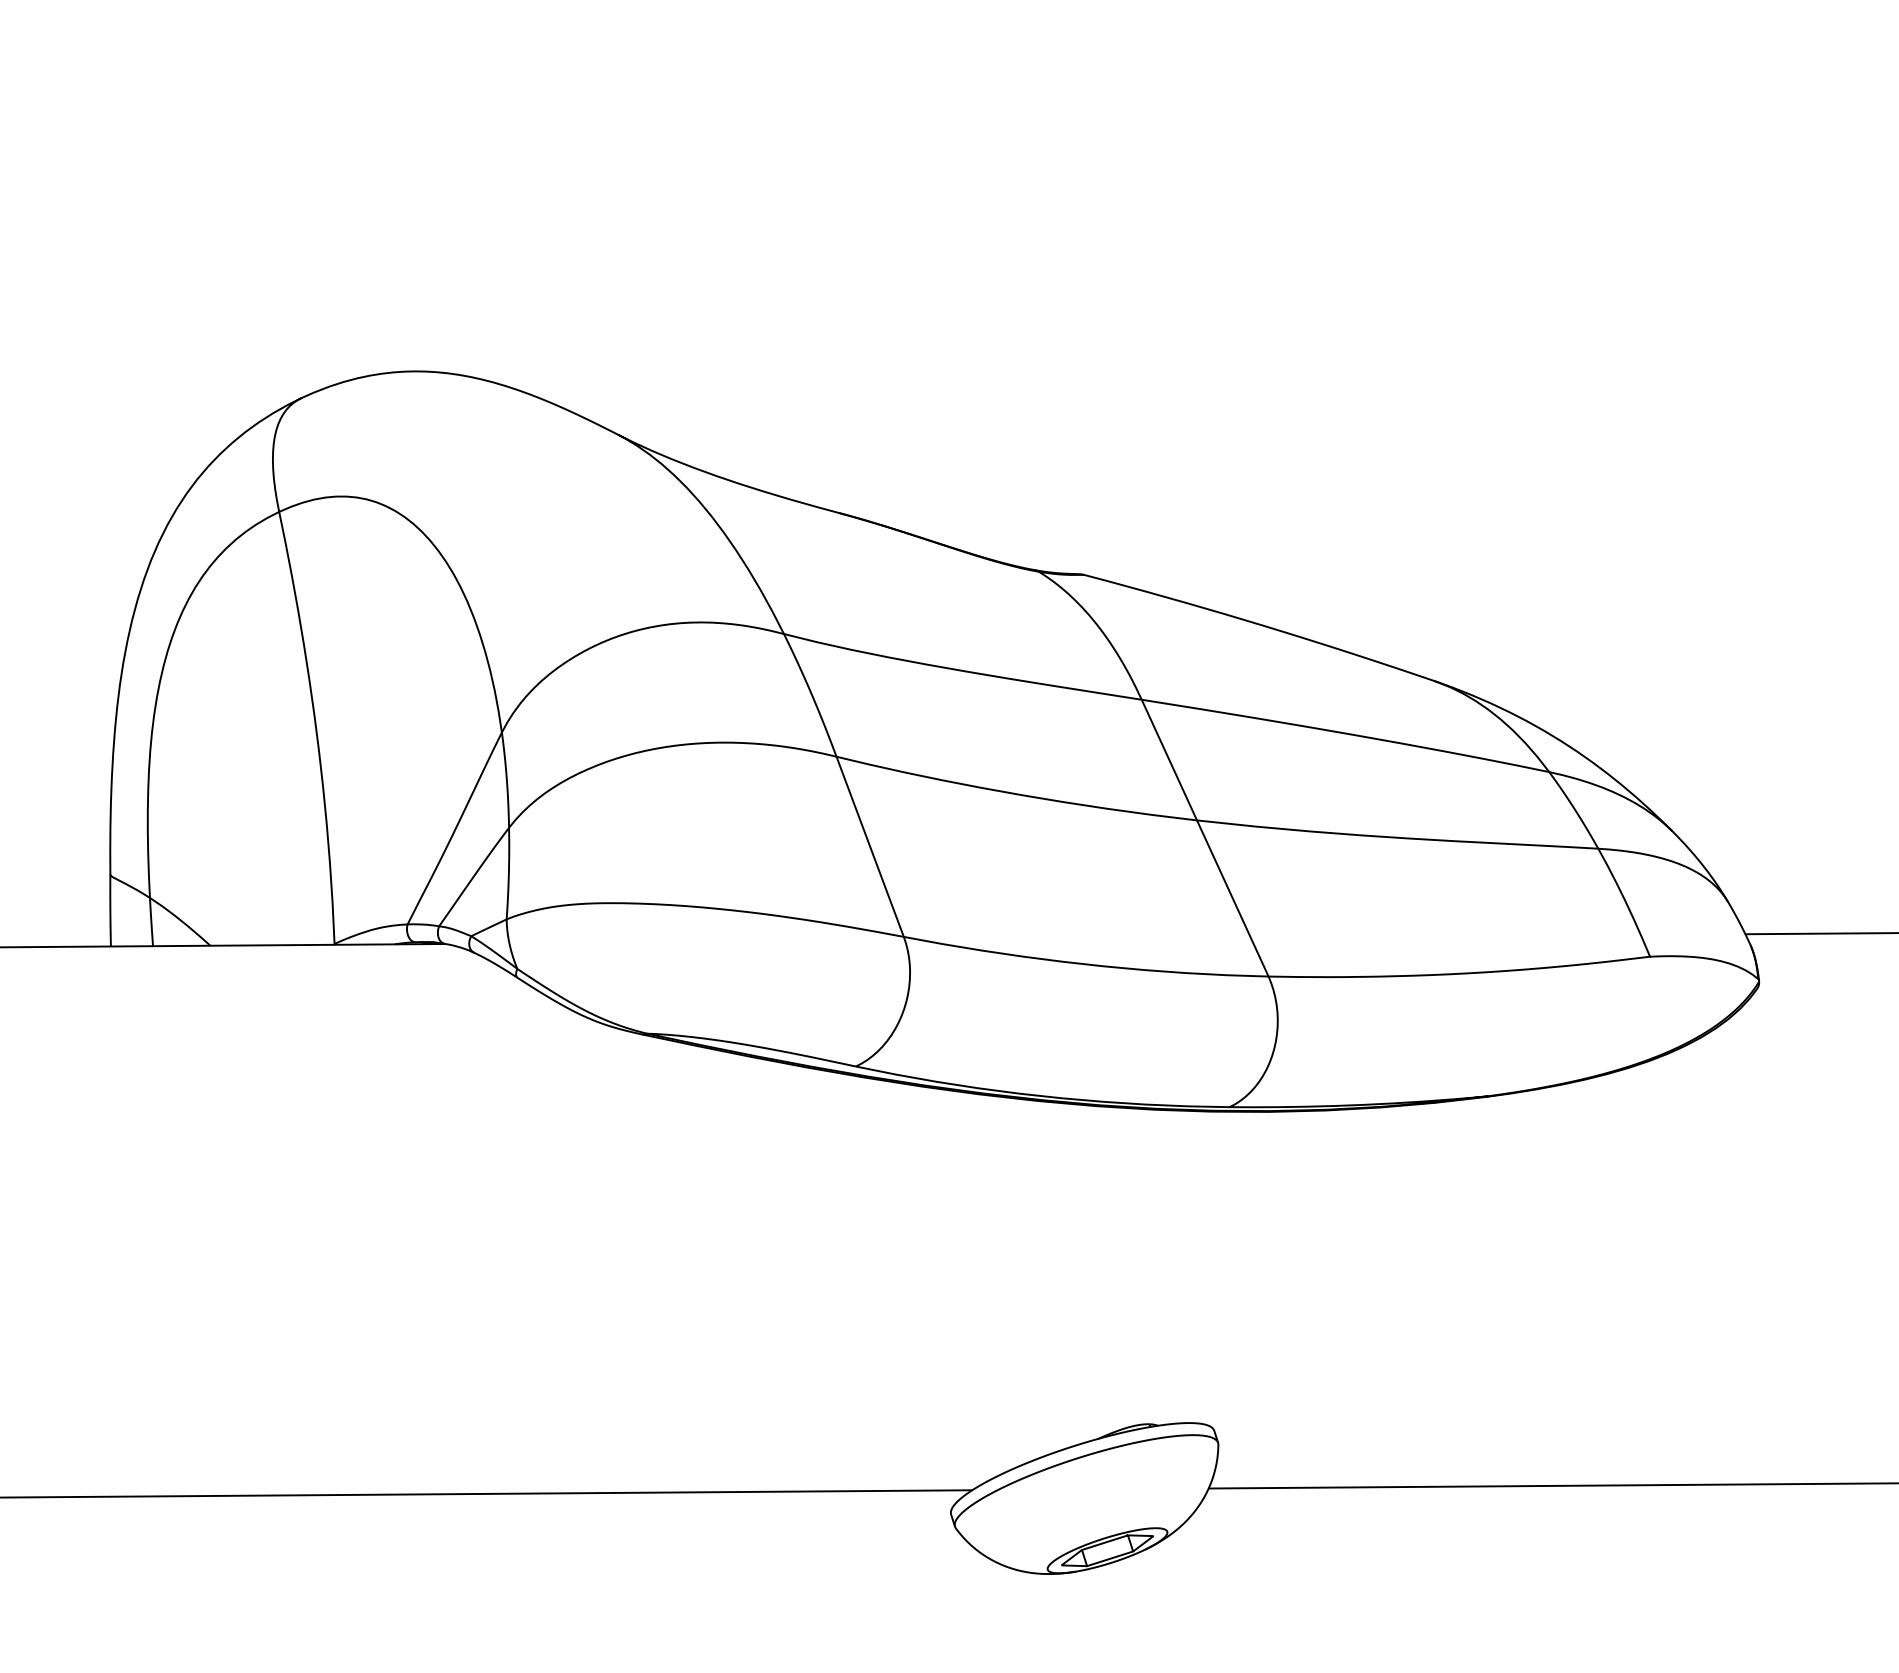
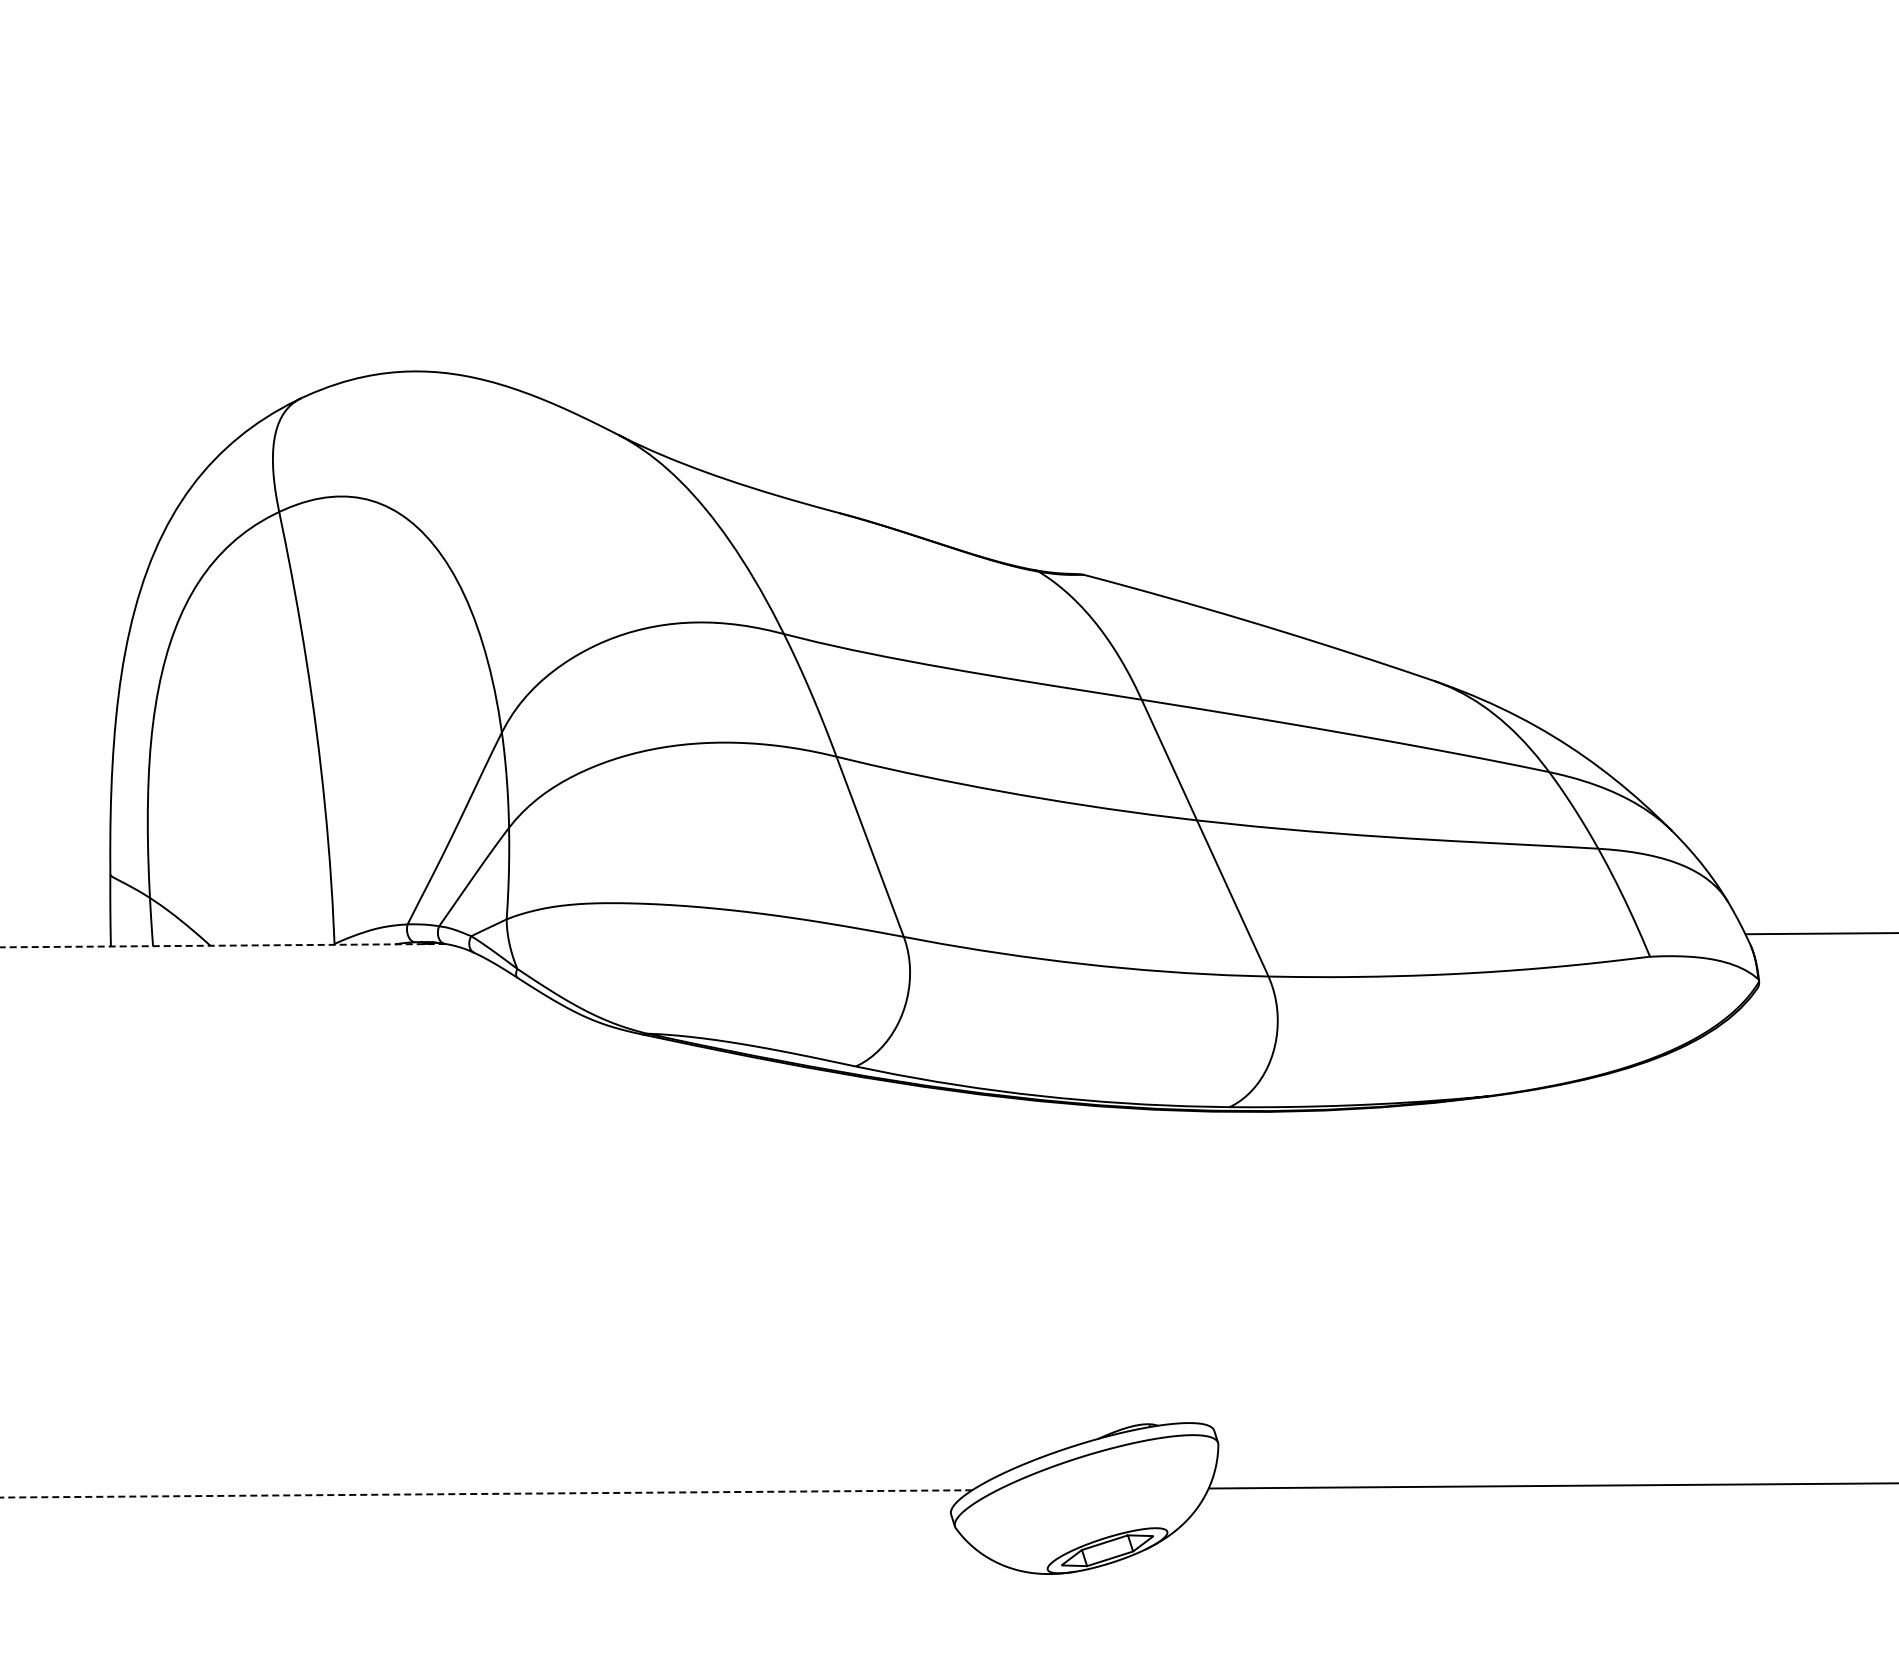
line: solid -> dashed (222, 945)
line: solid -> dashed (486, 1493)
